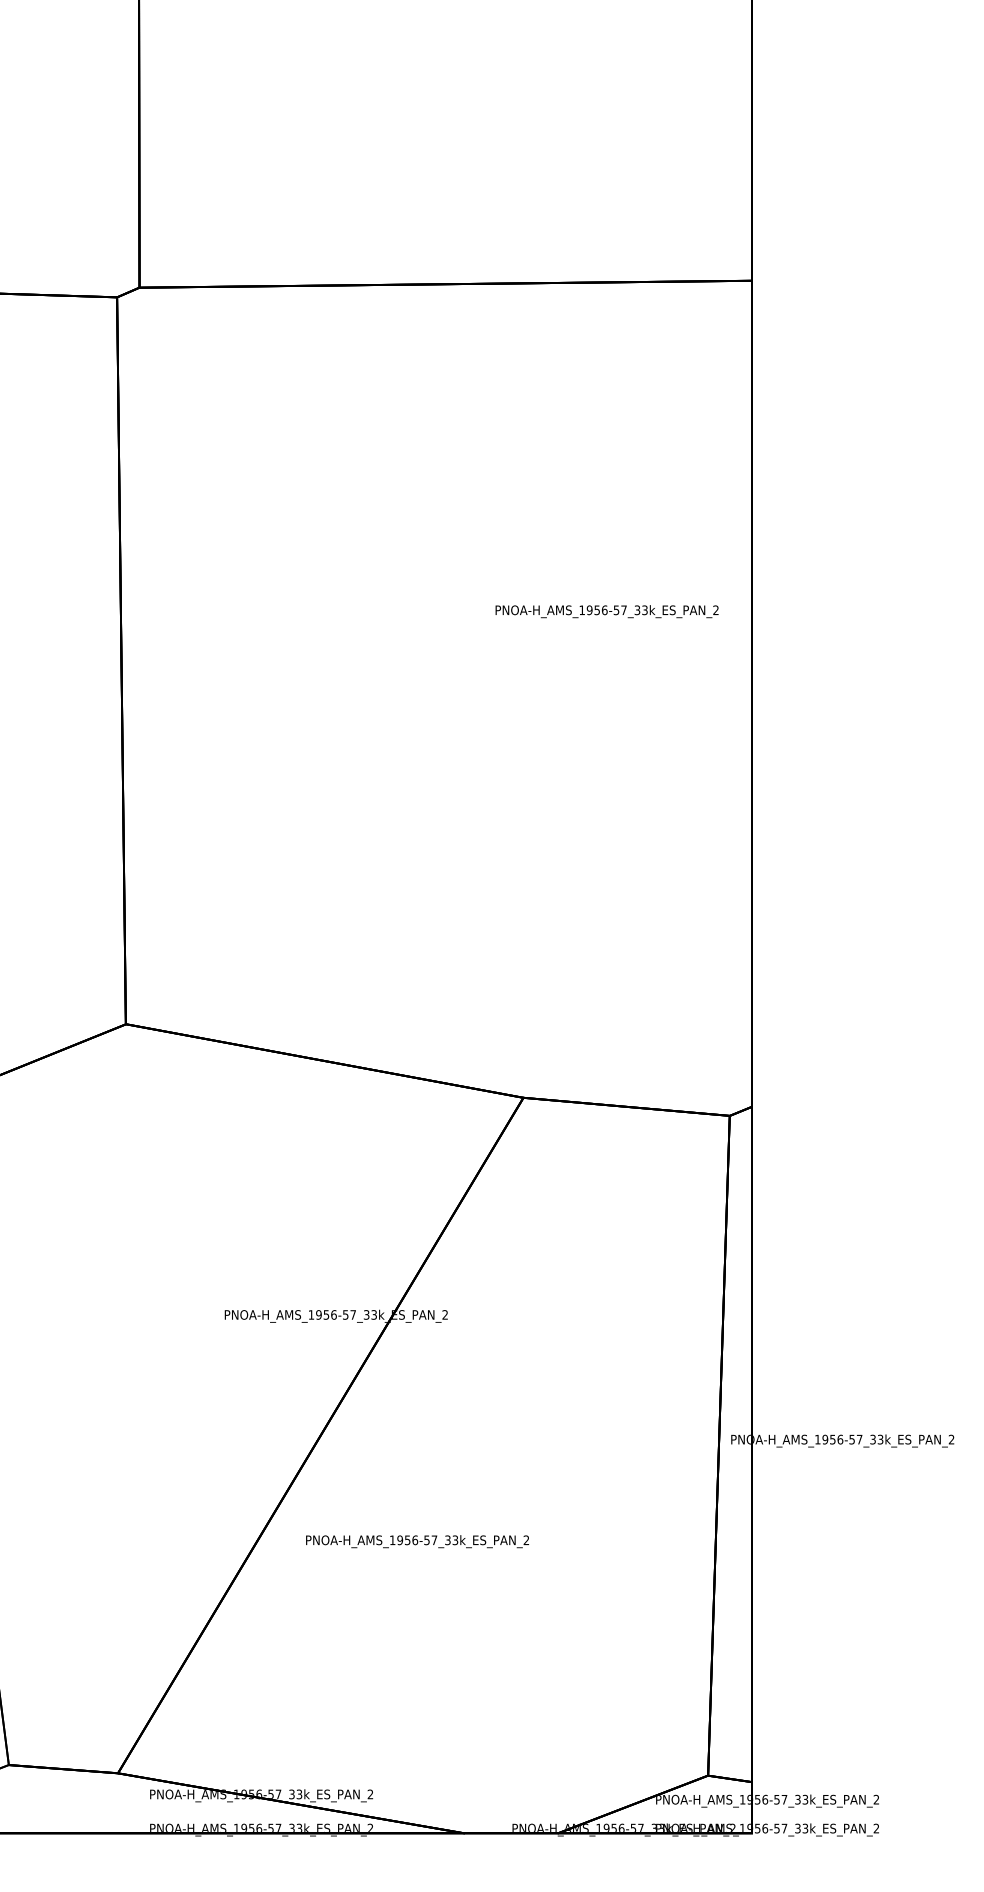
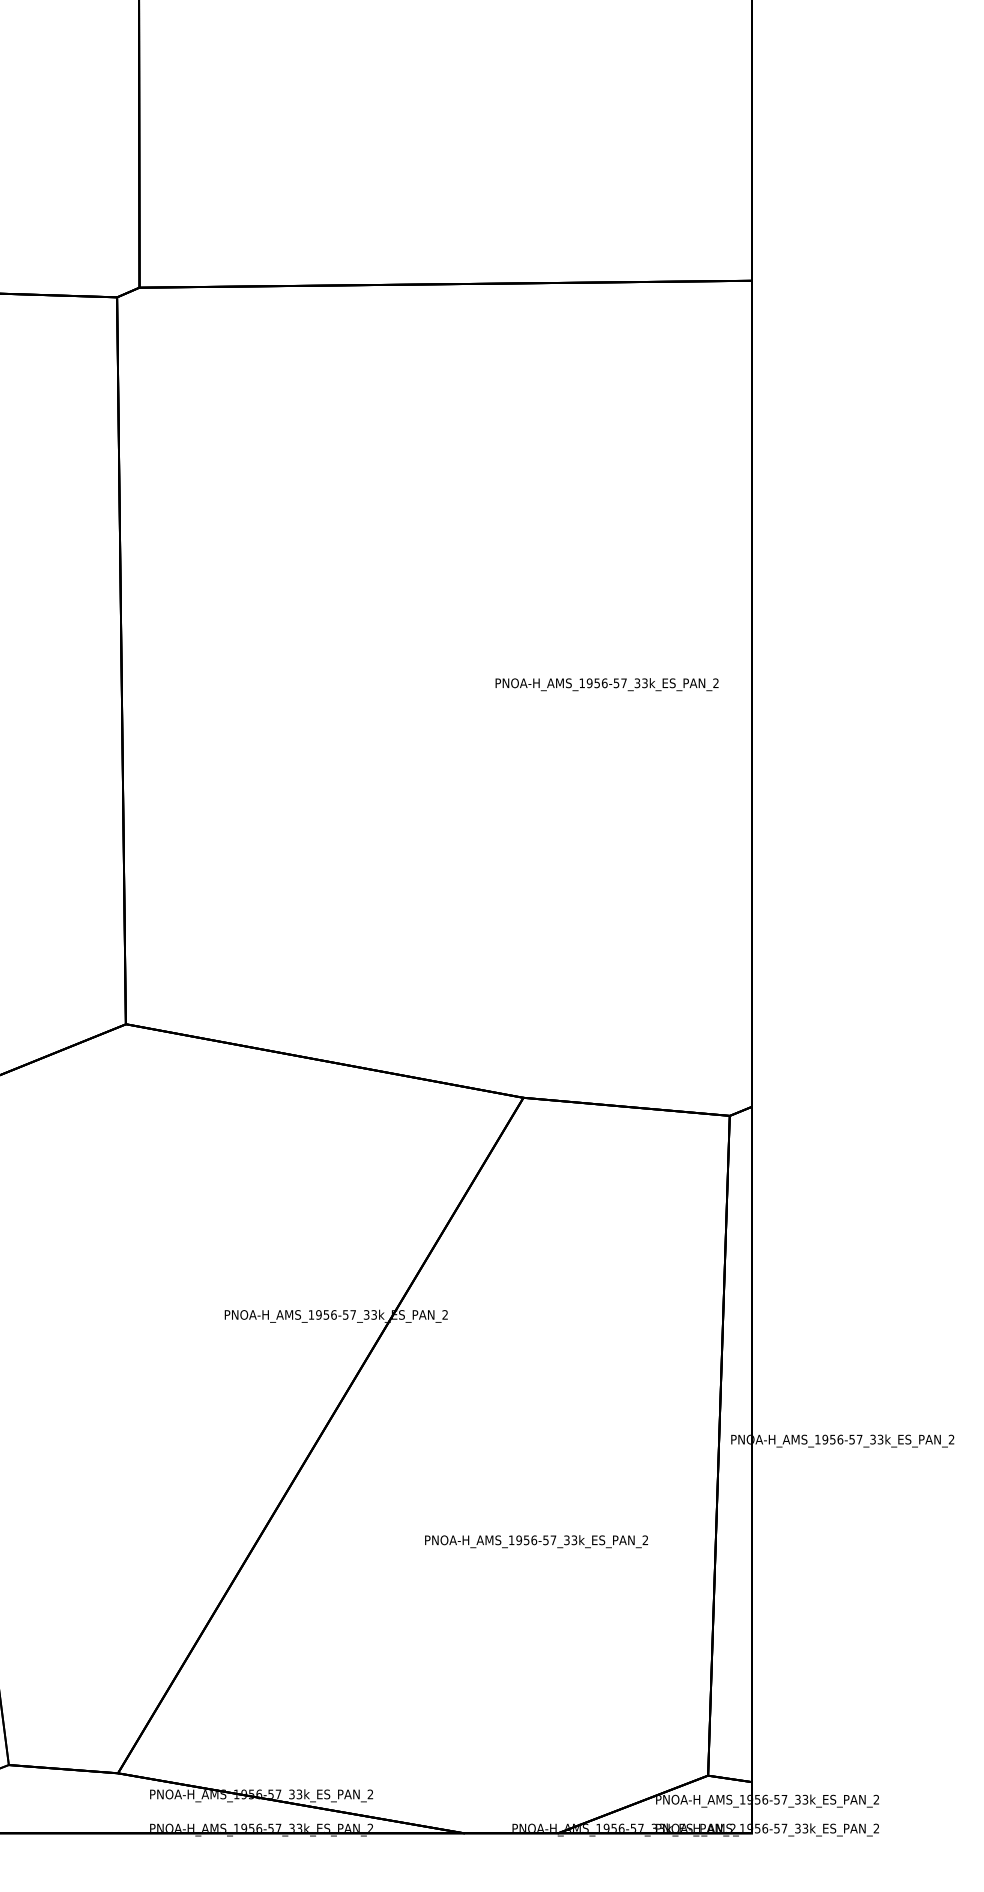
text position: (606, 611) -> (606, 684) (606, 684)
text position: (417, 1541) -> (536, 1541) (536, 1541)
